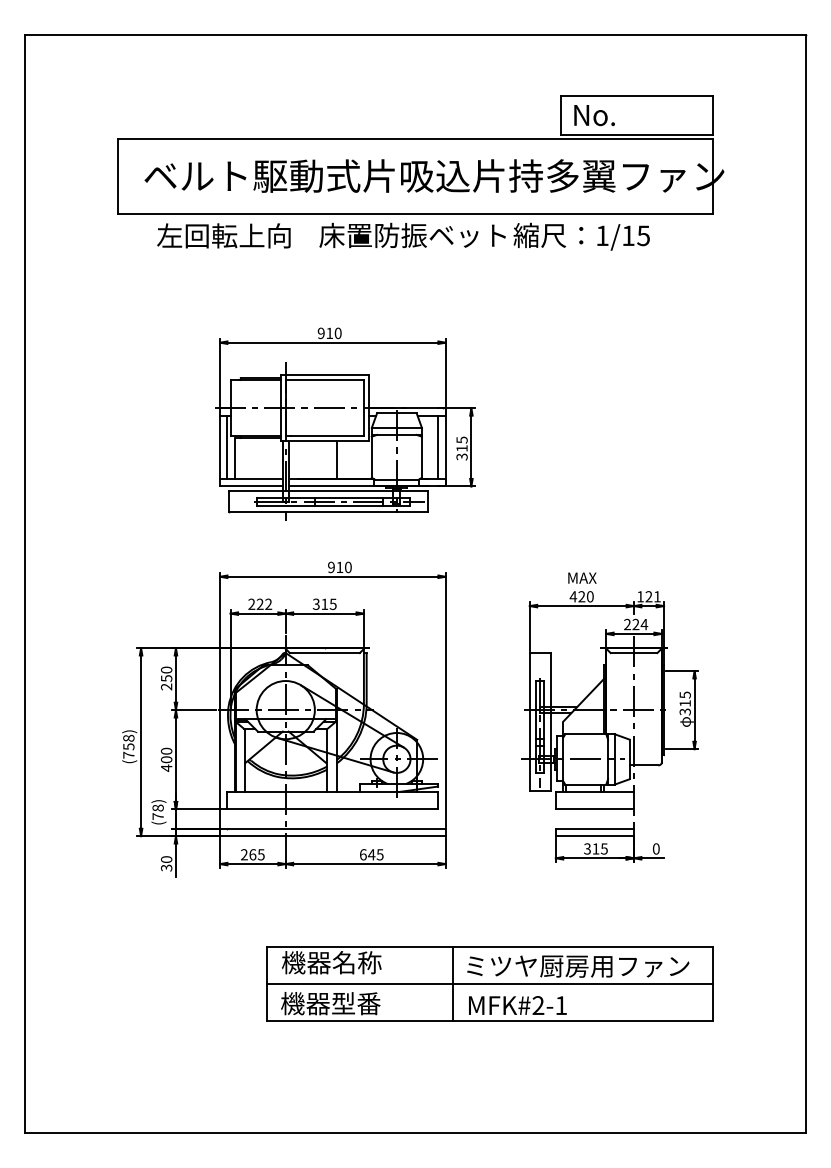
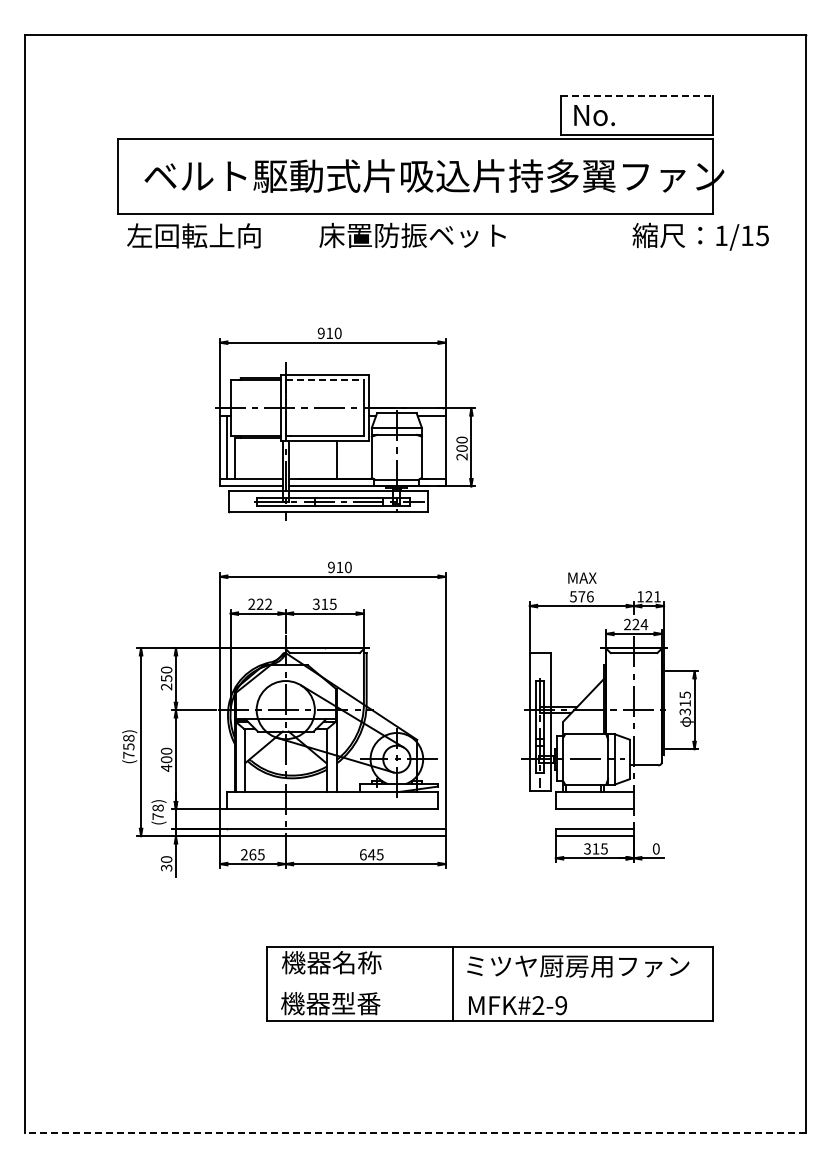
line: solid -> dashed (637, 95)
text position: (223, 235) -> (193, 235) (193, 235)
text position: (581, 236) -> (700, 236) (700, 236)
line: solid -> dashed (325, 380)
line: present -> none (438, 446)
text: 315 -> 200 (461, 448)
text: 420 -> 576 (581, 596)
line: present -> none (489, 984)
text: MFK#2-1 -> MFK#2-9 (560, 1005)
line: solid -> dashed (415, 1132)
